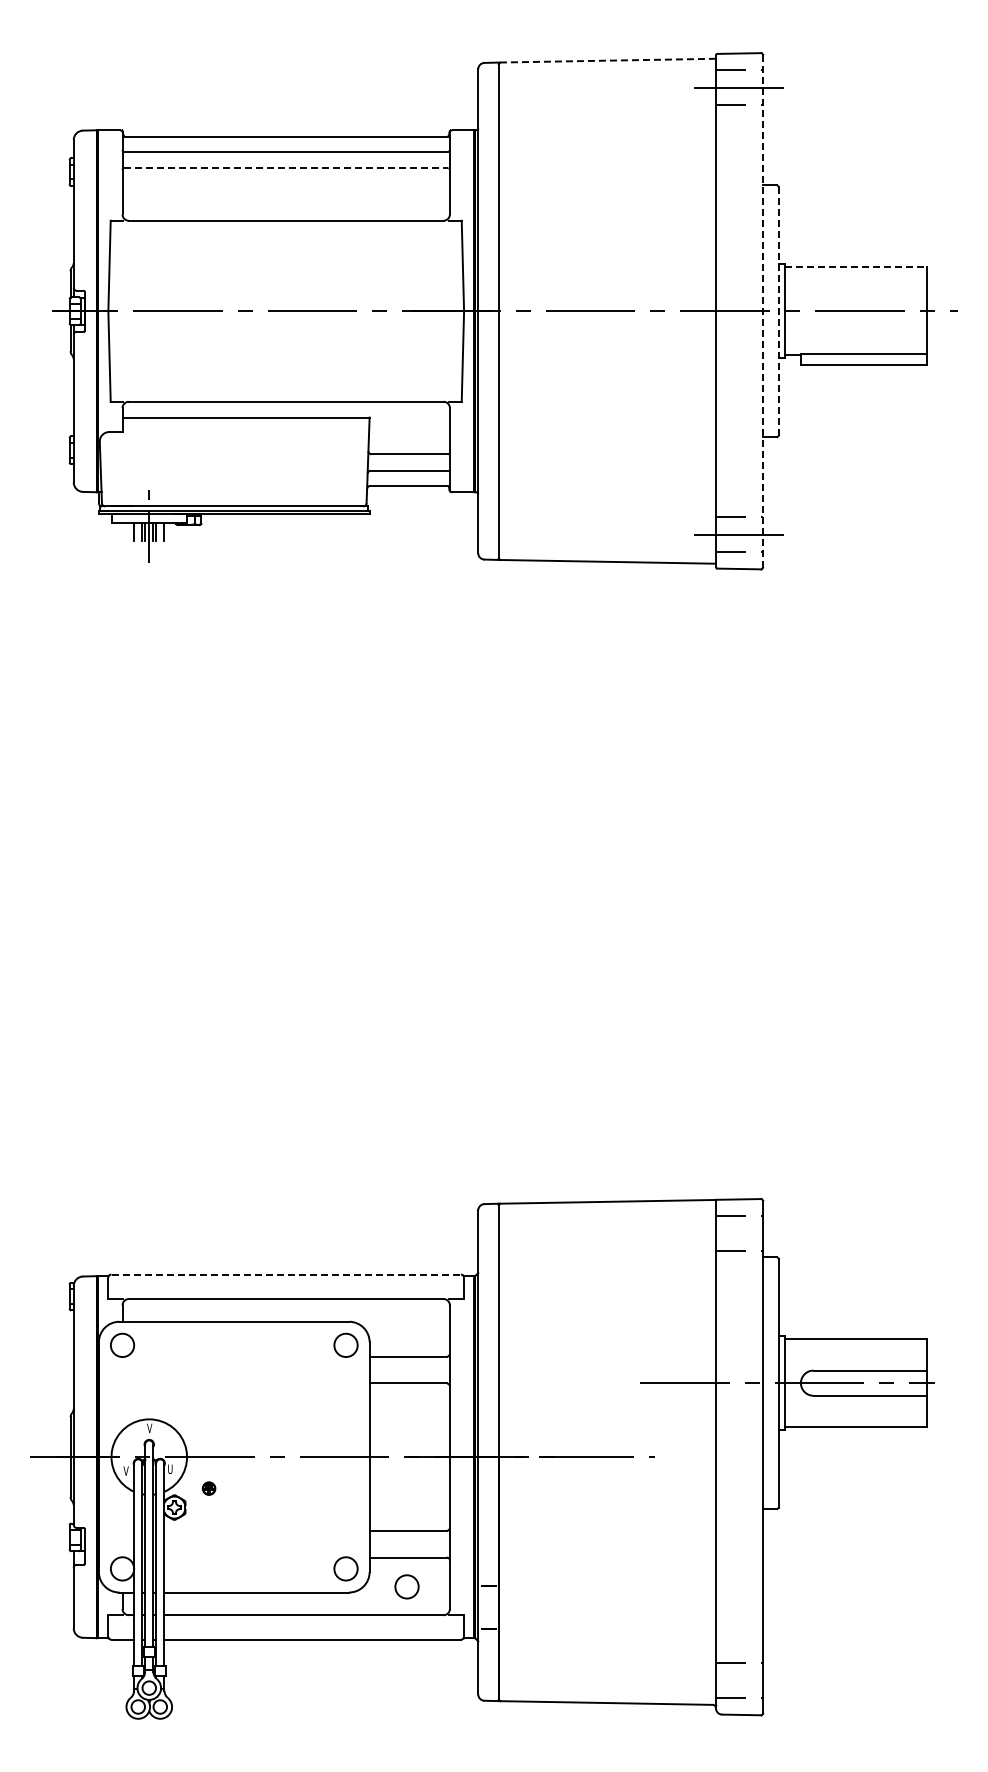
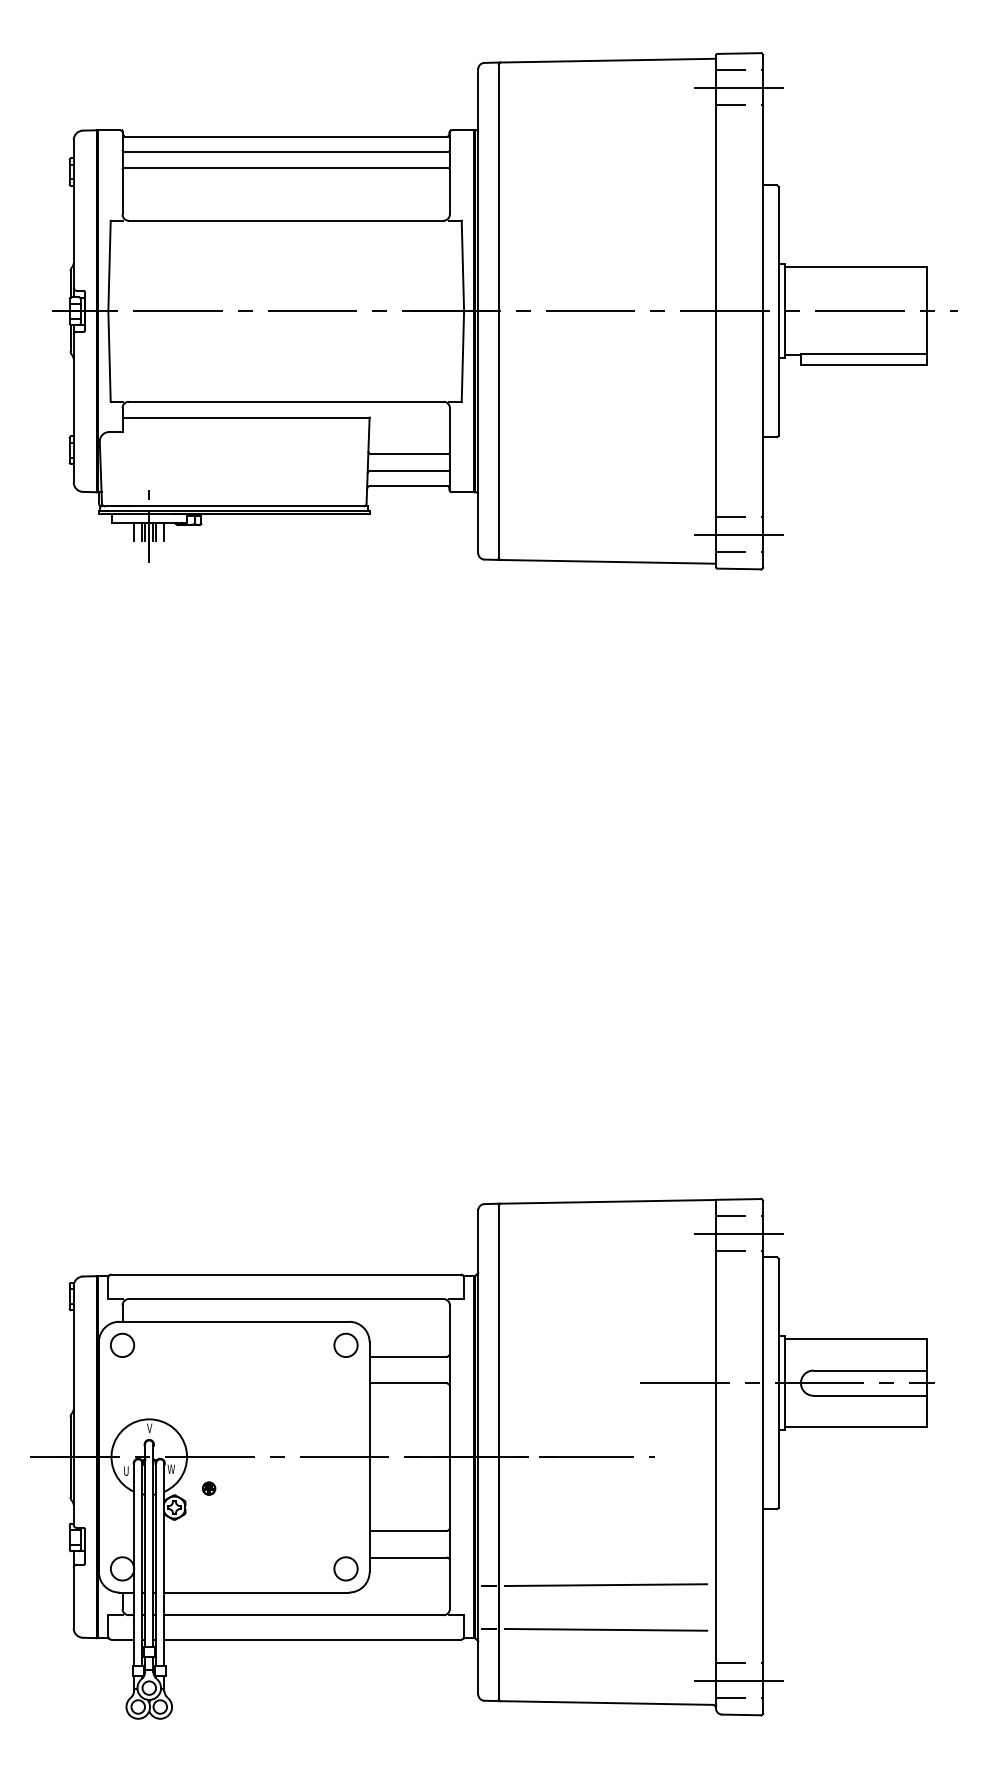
line: dashed -> solid (608, 60)
line: dashed -> solid (286, 168)
line: dashed -> solid (856, 267)
line: dashed -> solid (778, 310)
line: dashed -> solid (763, 311)
line: none -> present (739, 1233)
line: dashed -> solid (286, 1274)
text: U -> W (170, 1469)
text: V -> U (125, 1470)
line: none -> present (605, 1585)
circle: present -> none (406, 1586)
line: none -> present (605, 1629)
line: none -> present (739, 1680)
